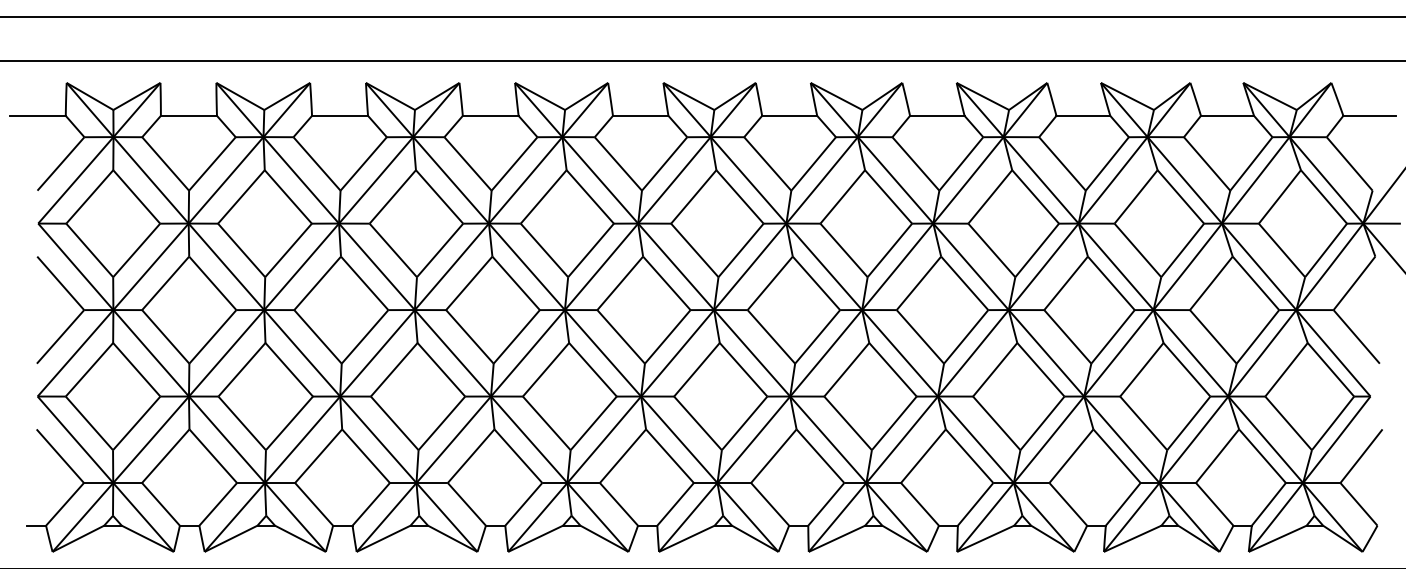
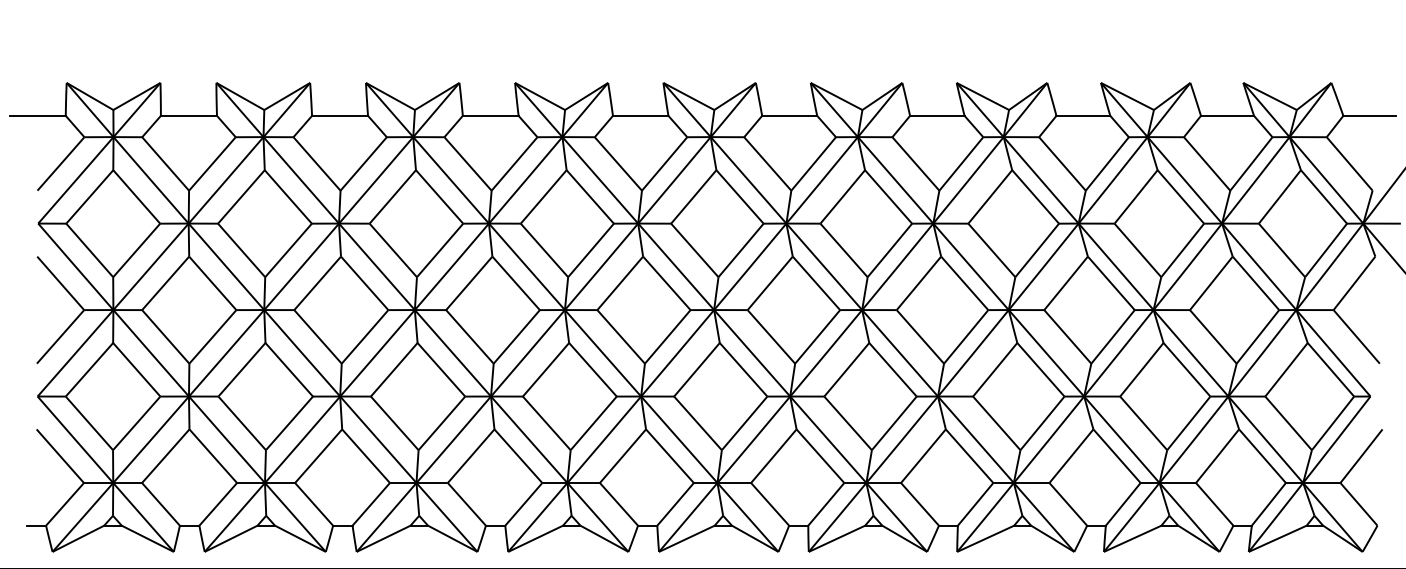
line: present -> none (702, 17)
line: present -> none (702, 60)
